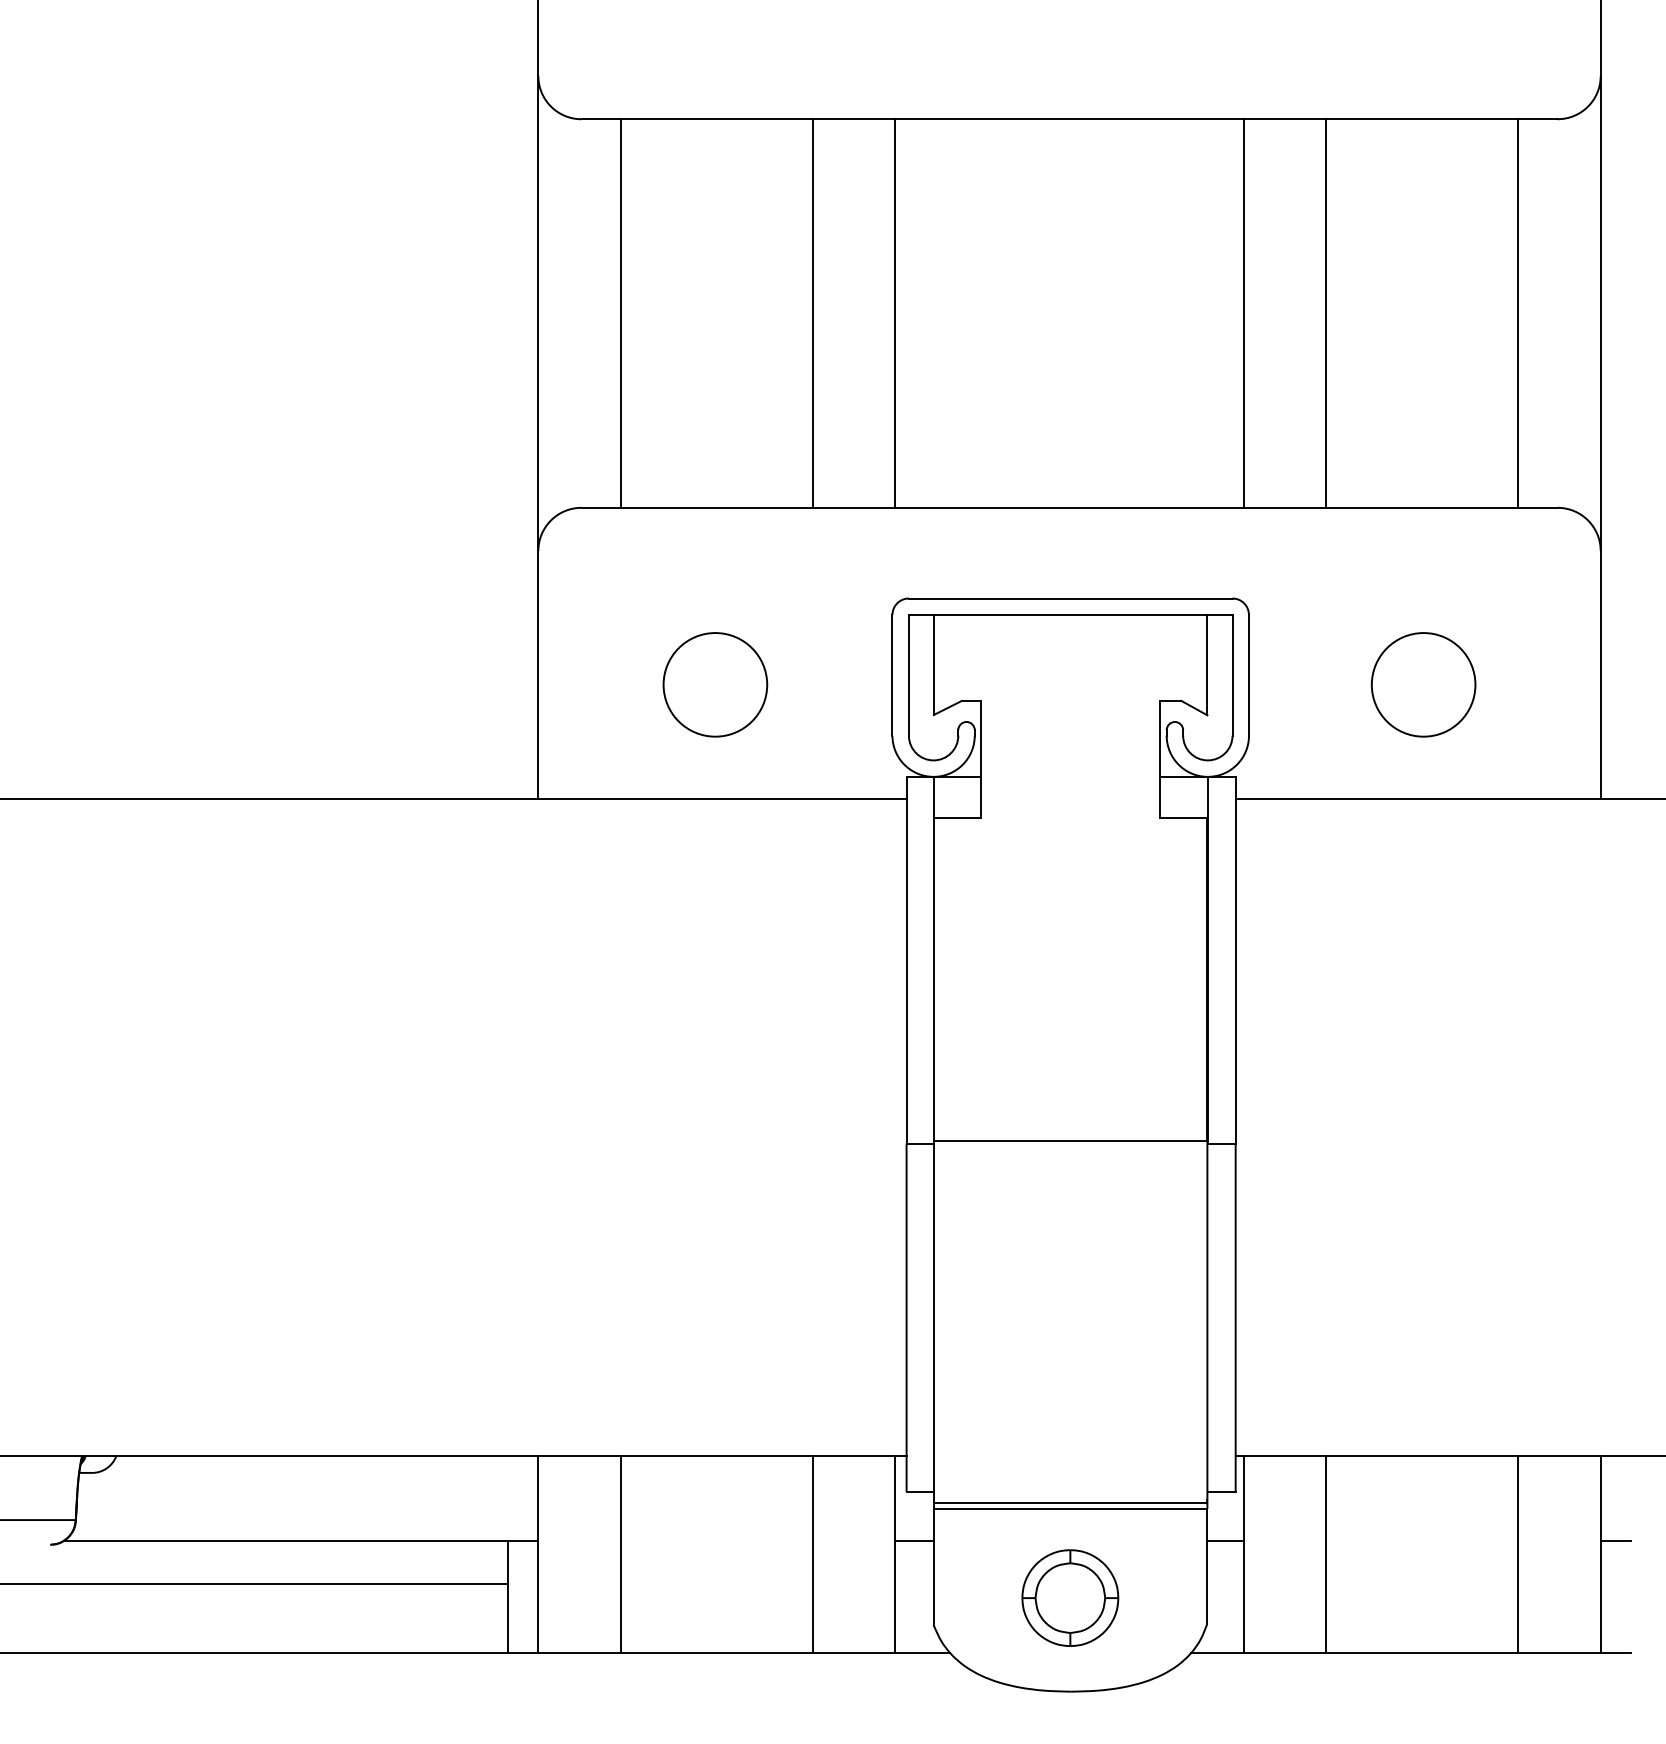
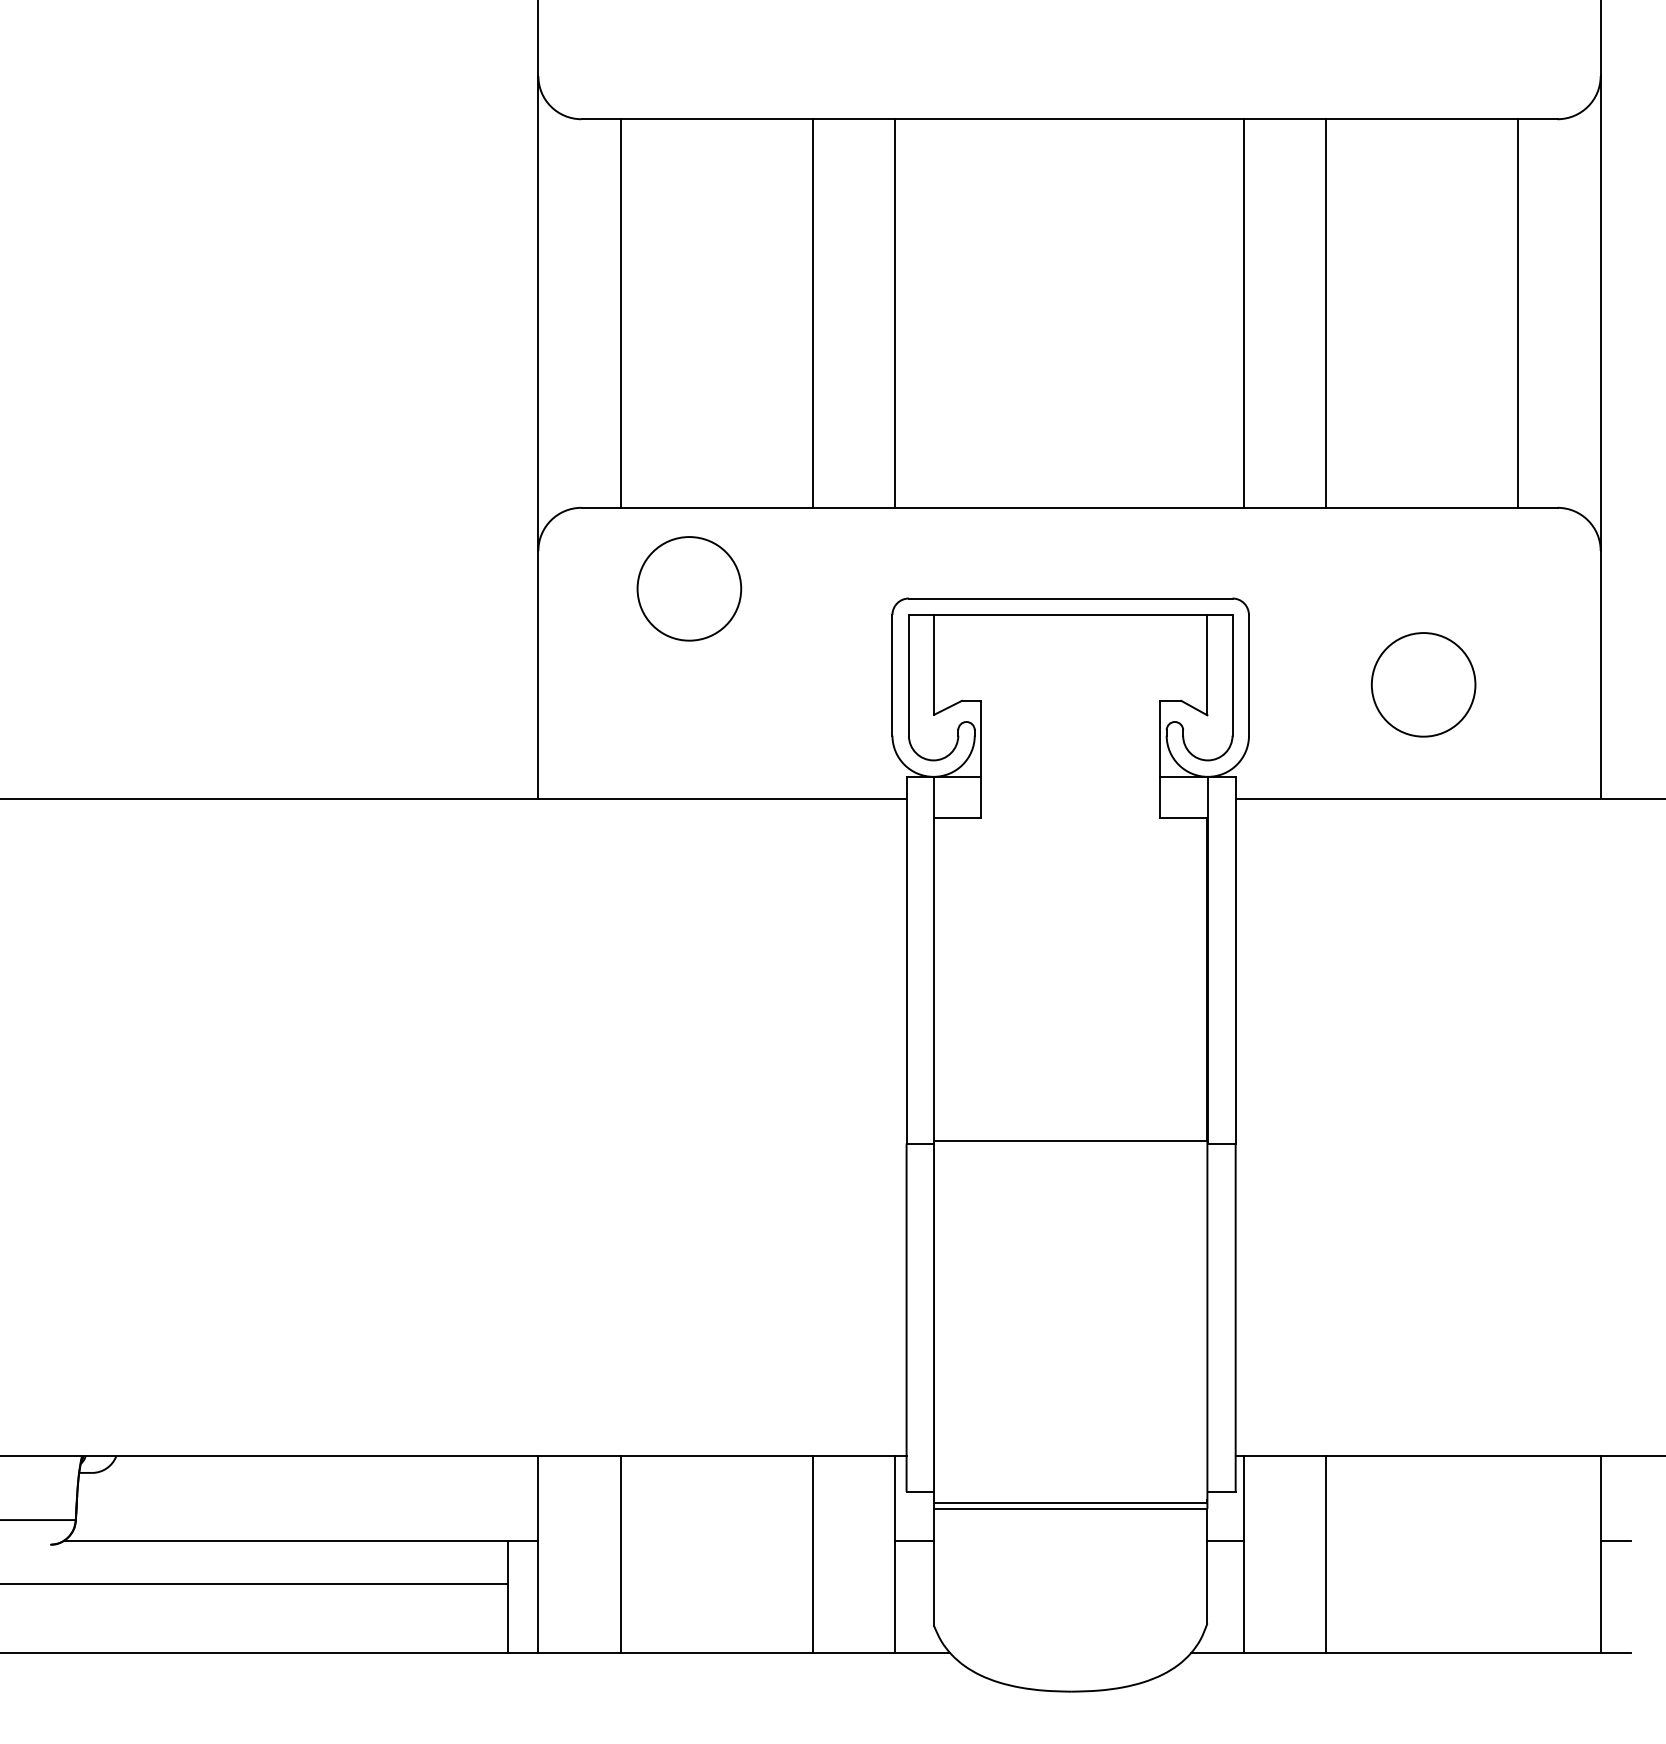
circle position: (715, 684) -> (689, 588) (689, 588)
line: present -> none (1518, 1554)
part: present -> none (1070, 1597)
